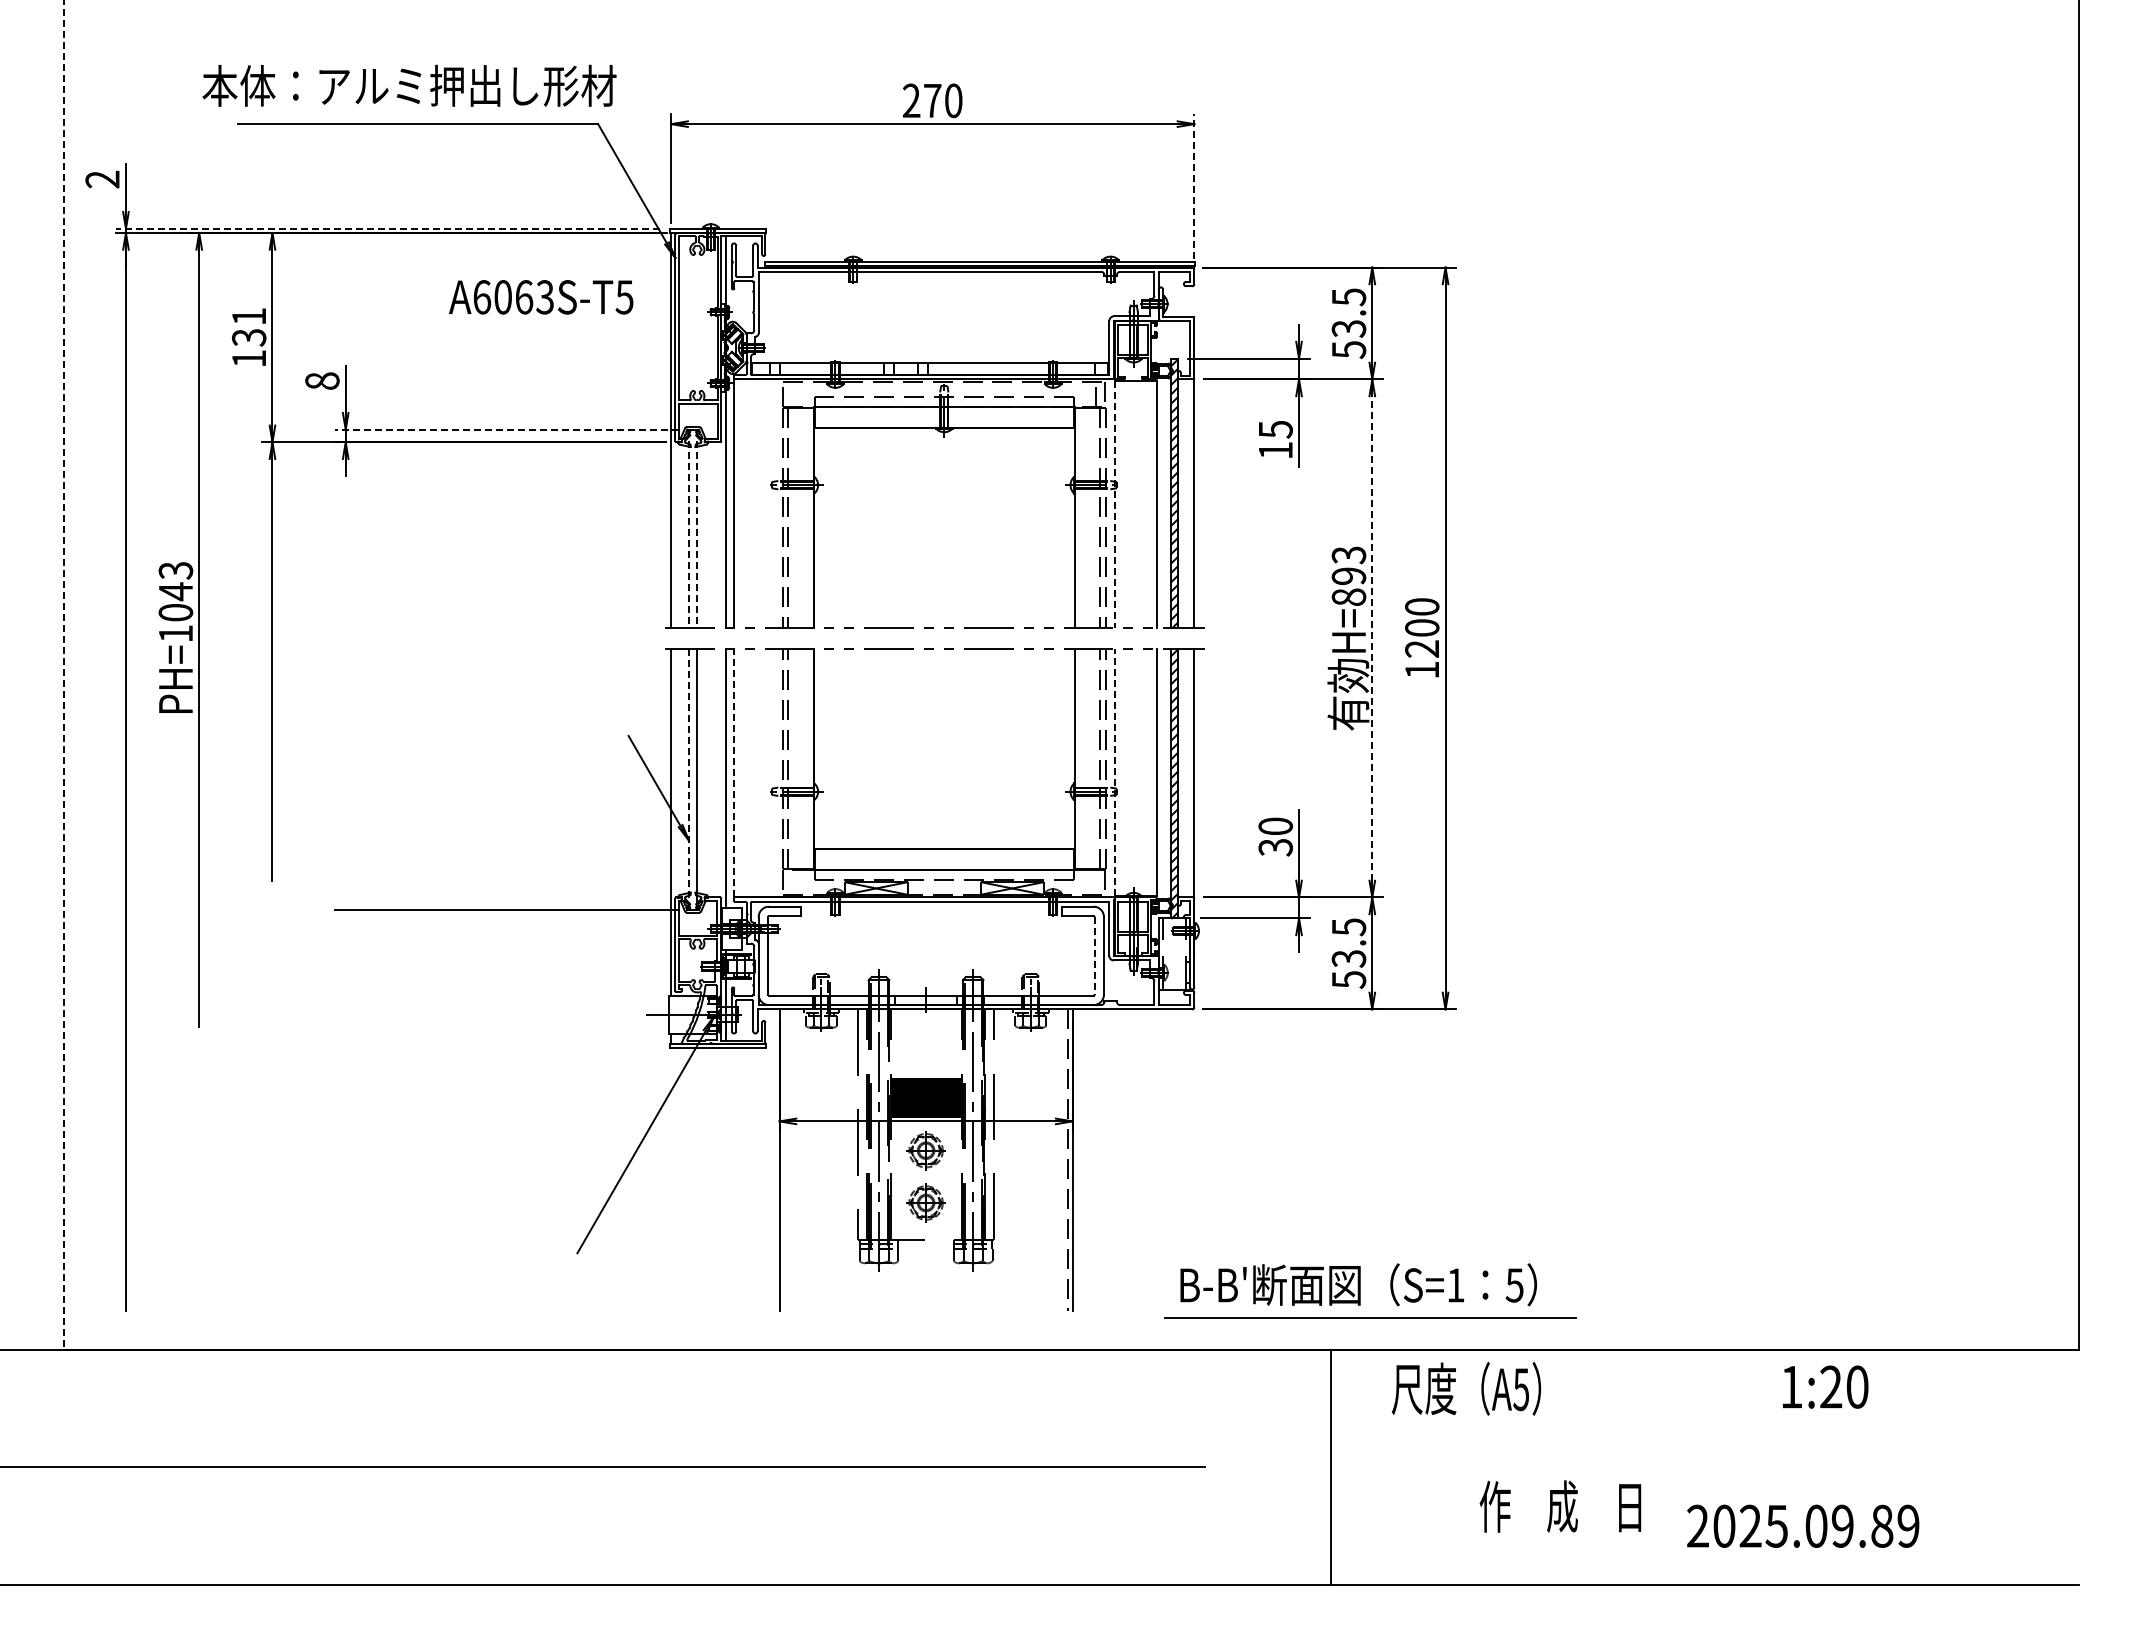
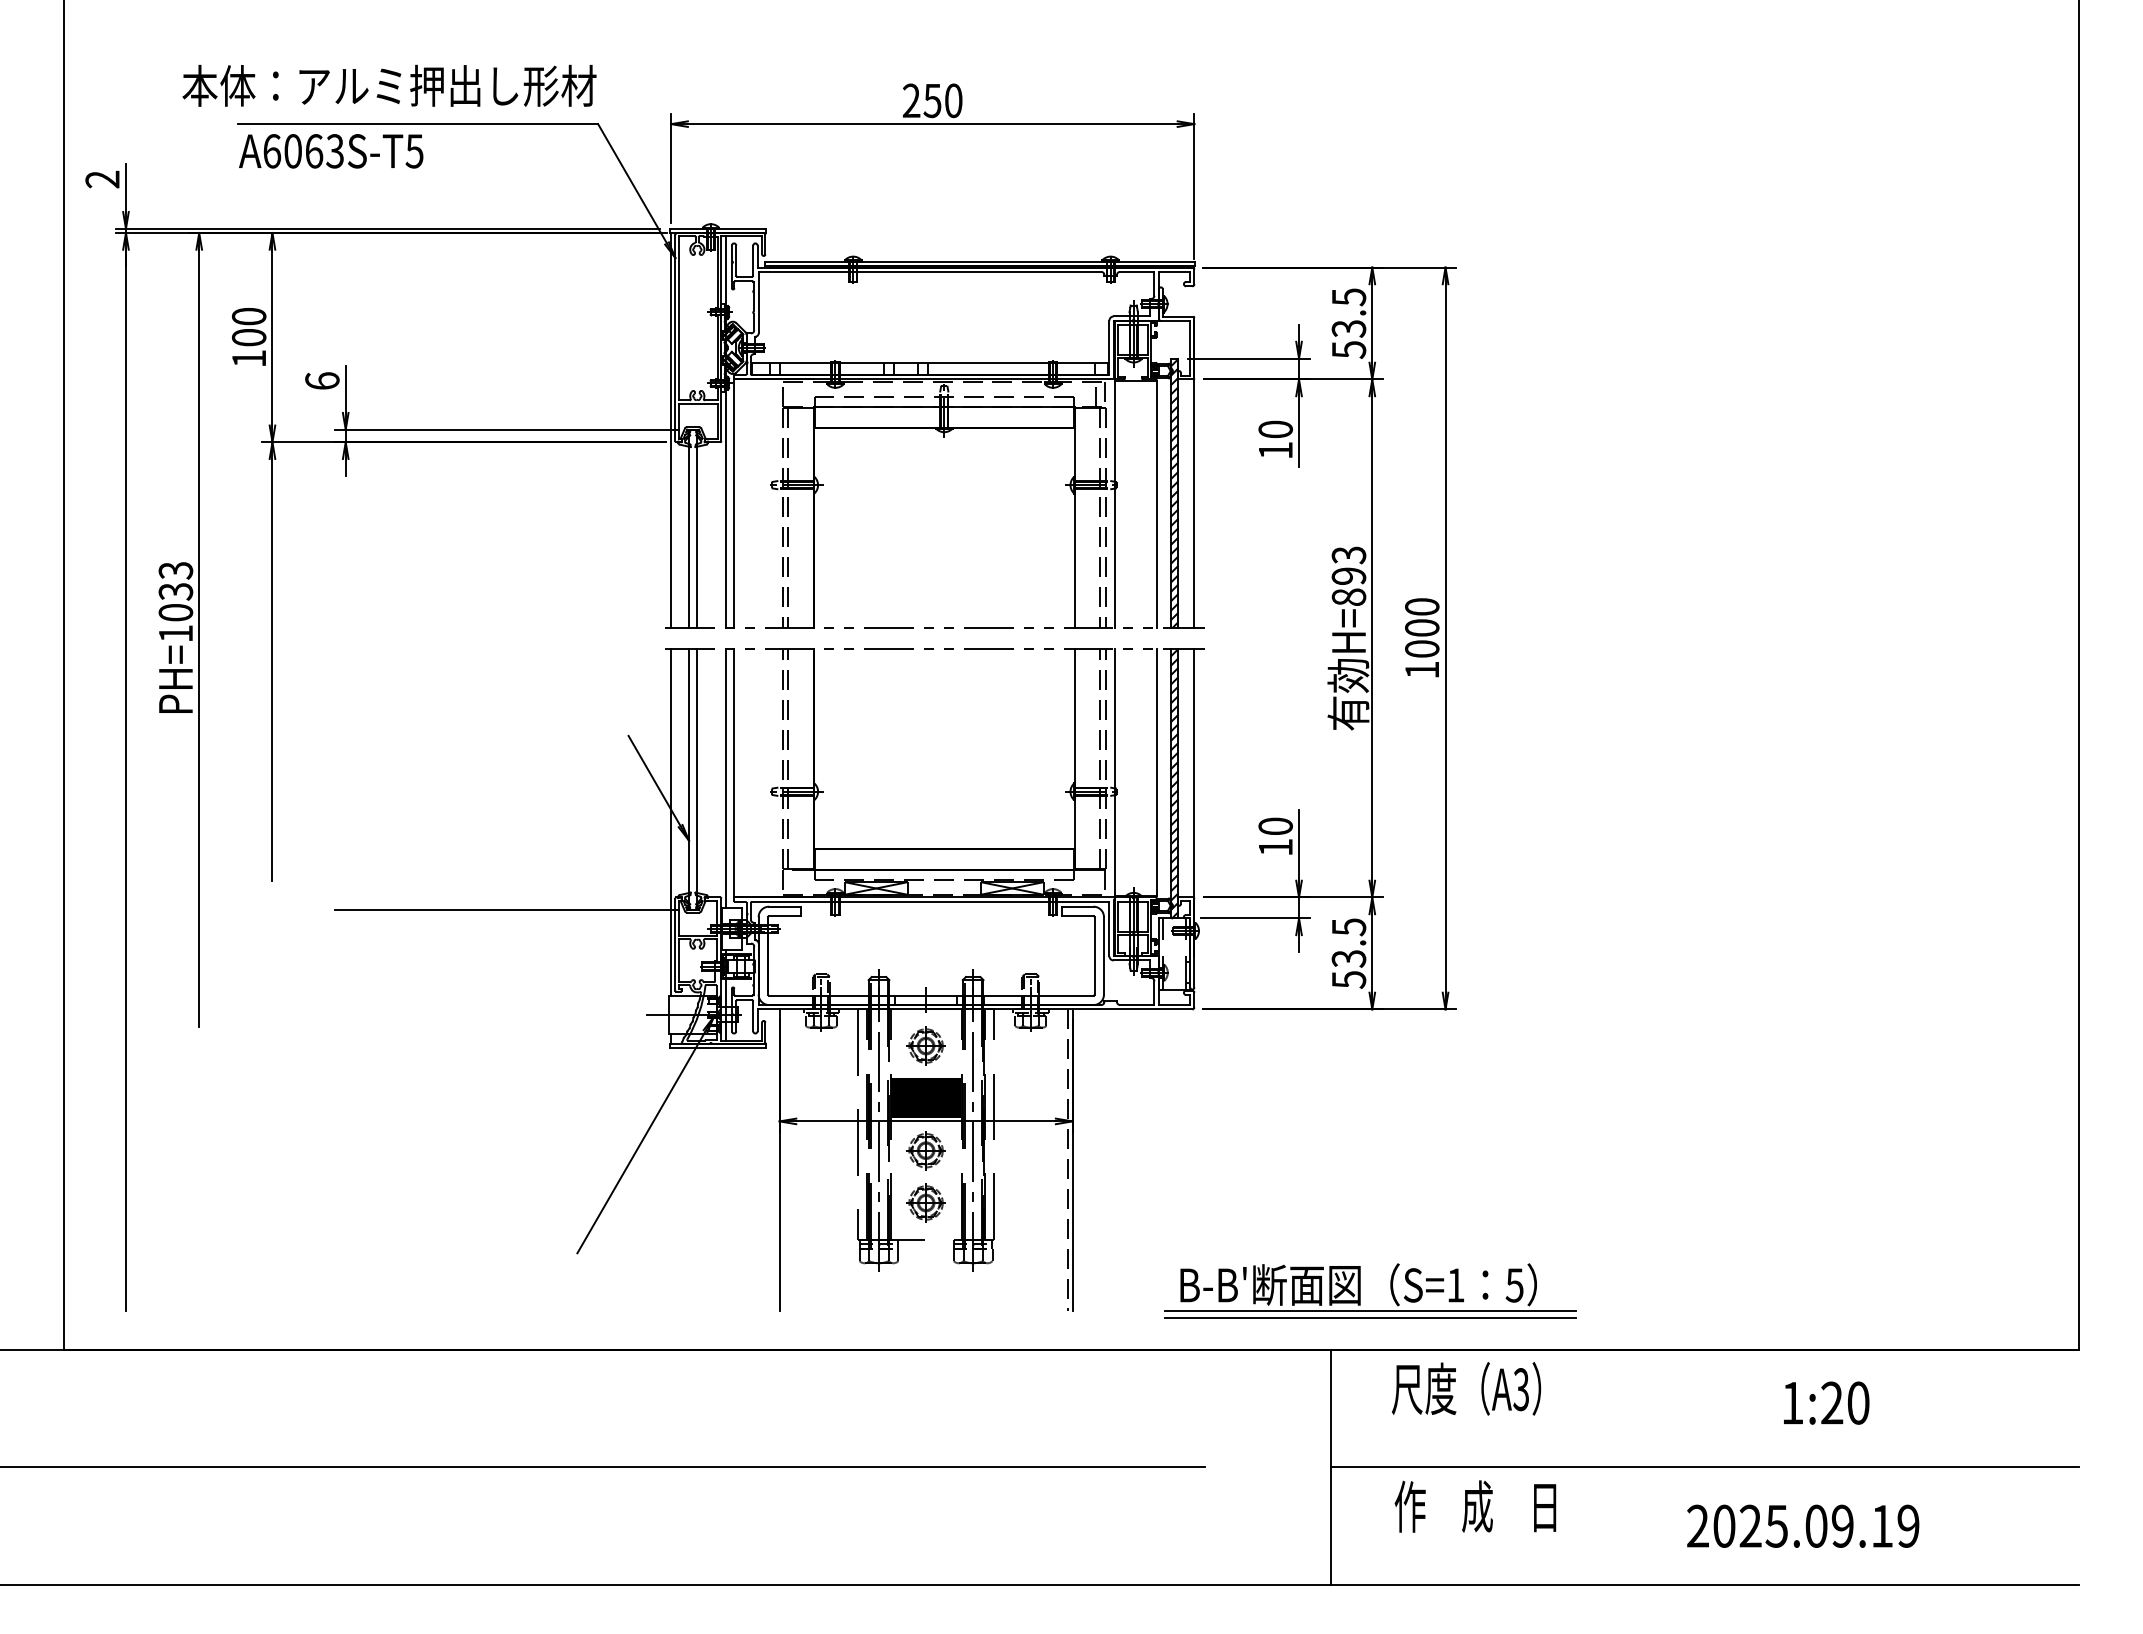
text position: (409, 85) -> (389, 85) (389, 85)
text: 270 -> 250 (932, 101)
line: dashed -> solid (1194, 186)
line: dashed -> solid (387, 228)
text position: (541, 297) -> (331, 151) (331, 151)
text: 131 -> 100 (248, 327)
text: 8 -> 6 (322, 380)
line: dashed -> solid (506, 429)
text: 15 -> 10 (1275, 429)
line: dashed -> solid (1114, 504)
line: dashed -> solid (688, 529)
line: dashed -> solid (697, 529)
text: PH=1043 -> PH=1033 (175, 591)
line: dashed -> solid (1372, 637)
text: 1200 -> 1000 (1422, 648)
line: dashed -> solid (64, 674)
line: dashed -> solid (733, 772)
line: dashed -> solid (1114, 772)
line: dashed -> solid (688, 779)
text: 30 -> 10 (1275, 847)
line: dashed -> solid (1094, 955)
part: none -> present (925, 1045)
line: none -> present (1370, 1310)
text position: (1825, 1386) -> (1826, 1402) (1826, 1402)
text: A5 -> A3 (1520, 1389)
line: none -> present (1704, 1467)
text position: (1560, 1506) -> (1475, 1506) (1475, 1506)
text: 2025.09.89 -> 2025.09.19 (1882, 1525)
